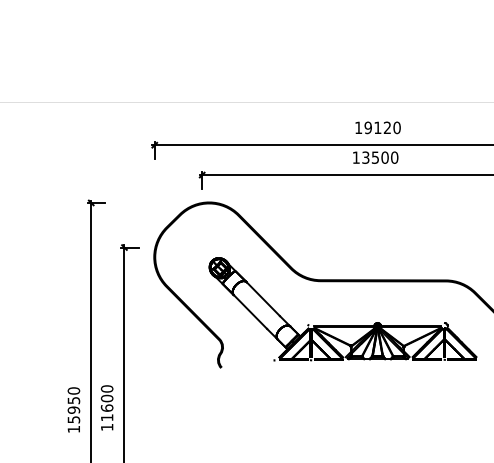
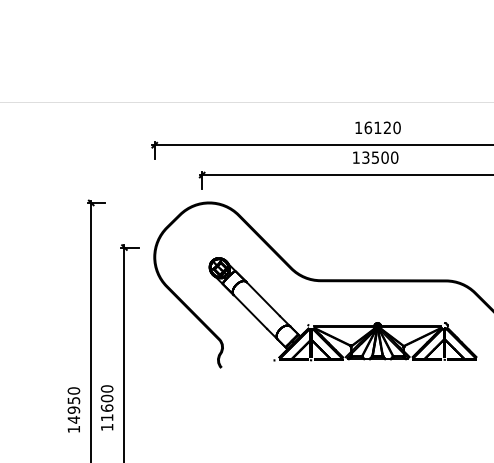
text: 19120 -> 16120 (368, 127)
text: 15950 -> 14950 (73, 419)
